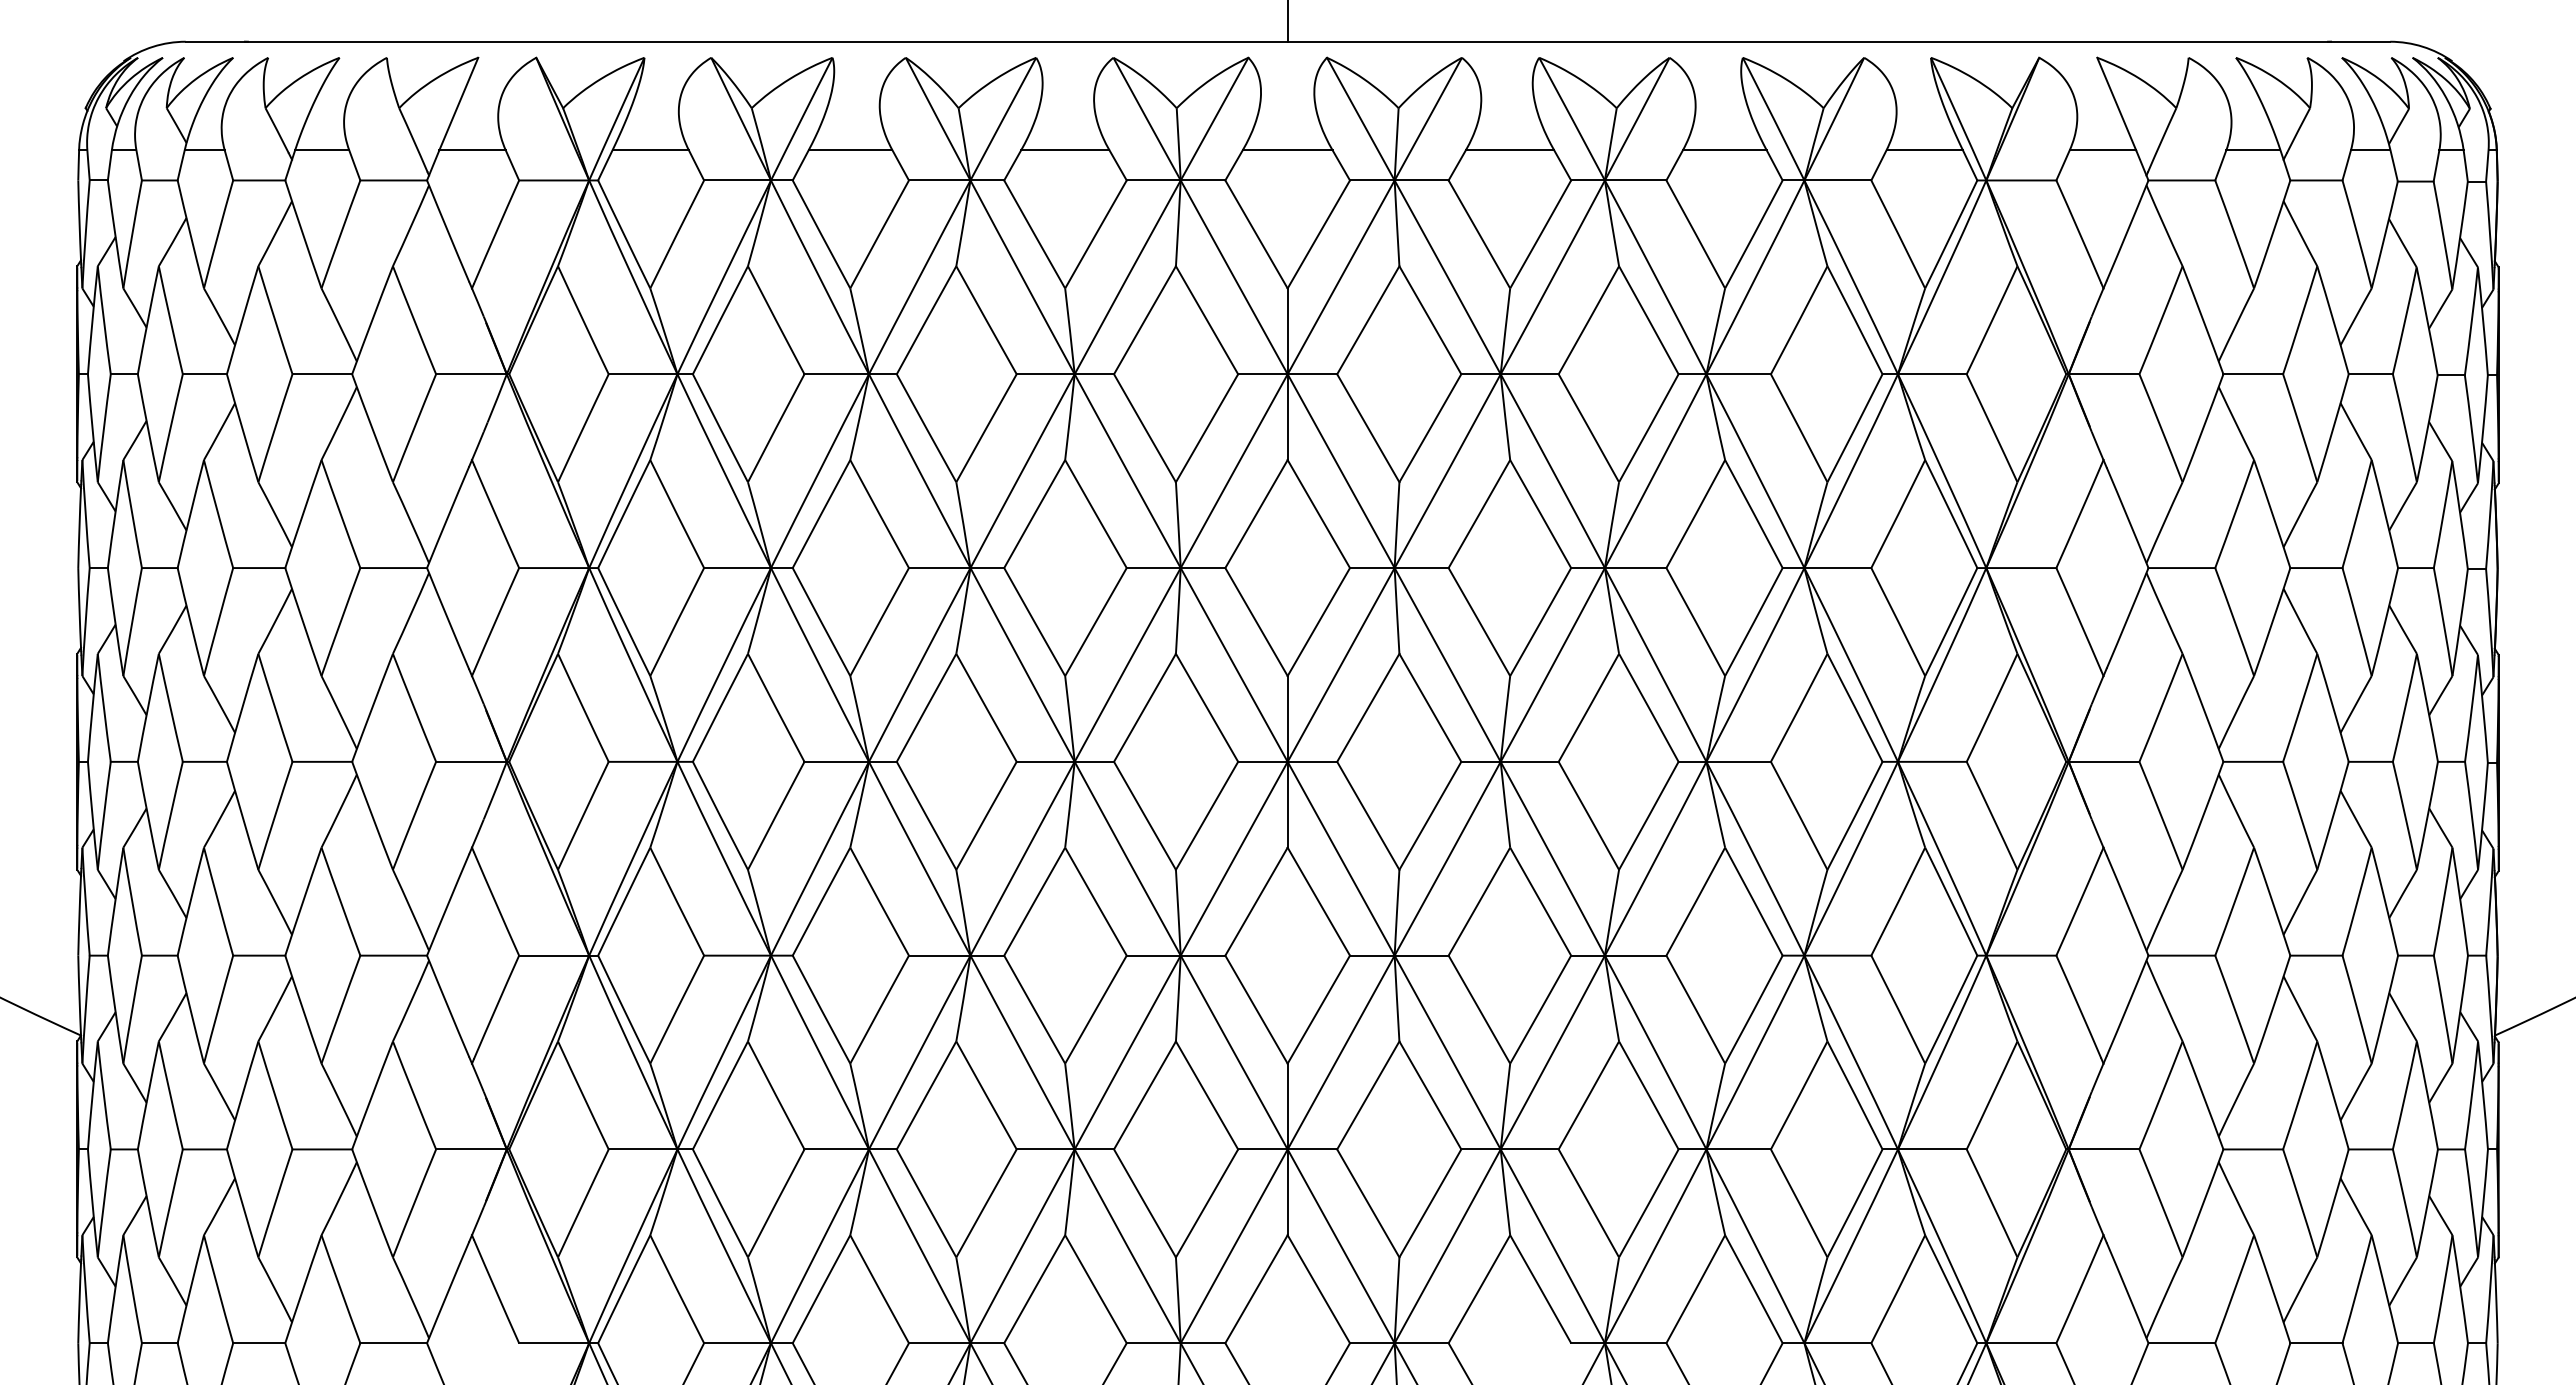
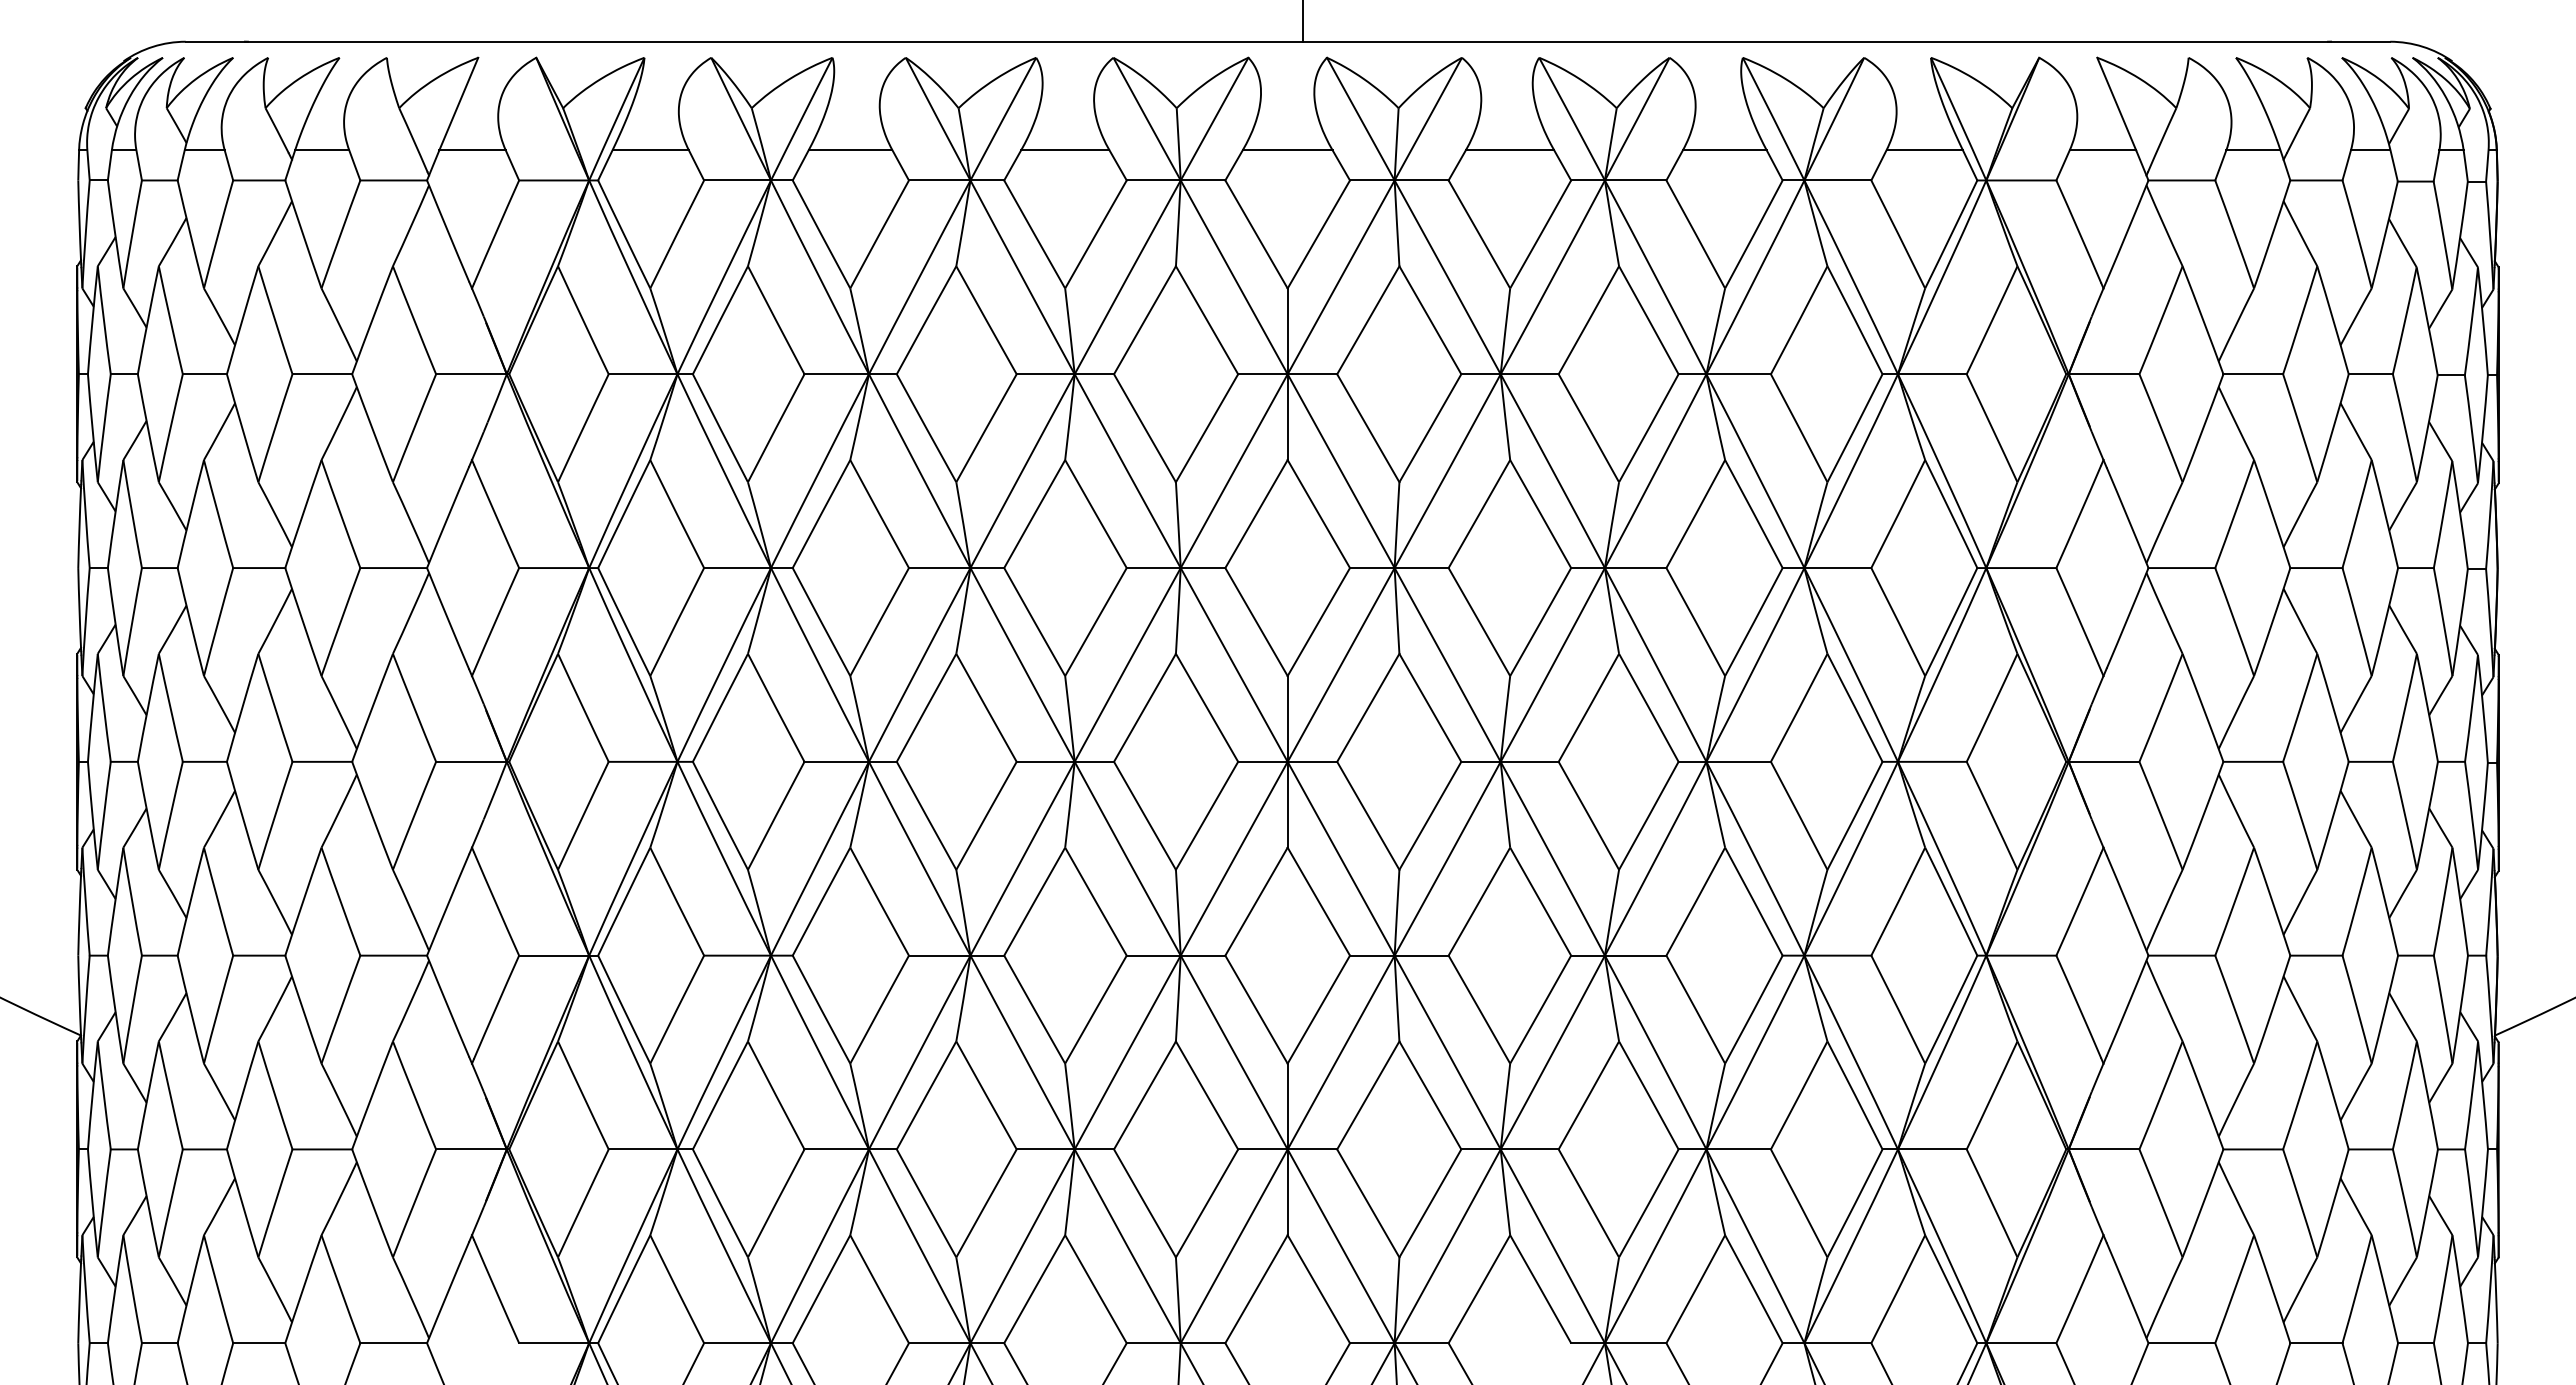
line position: (1288, 21) -> (1303, 21) (1303, 21)
